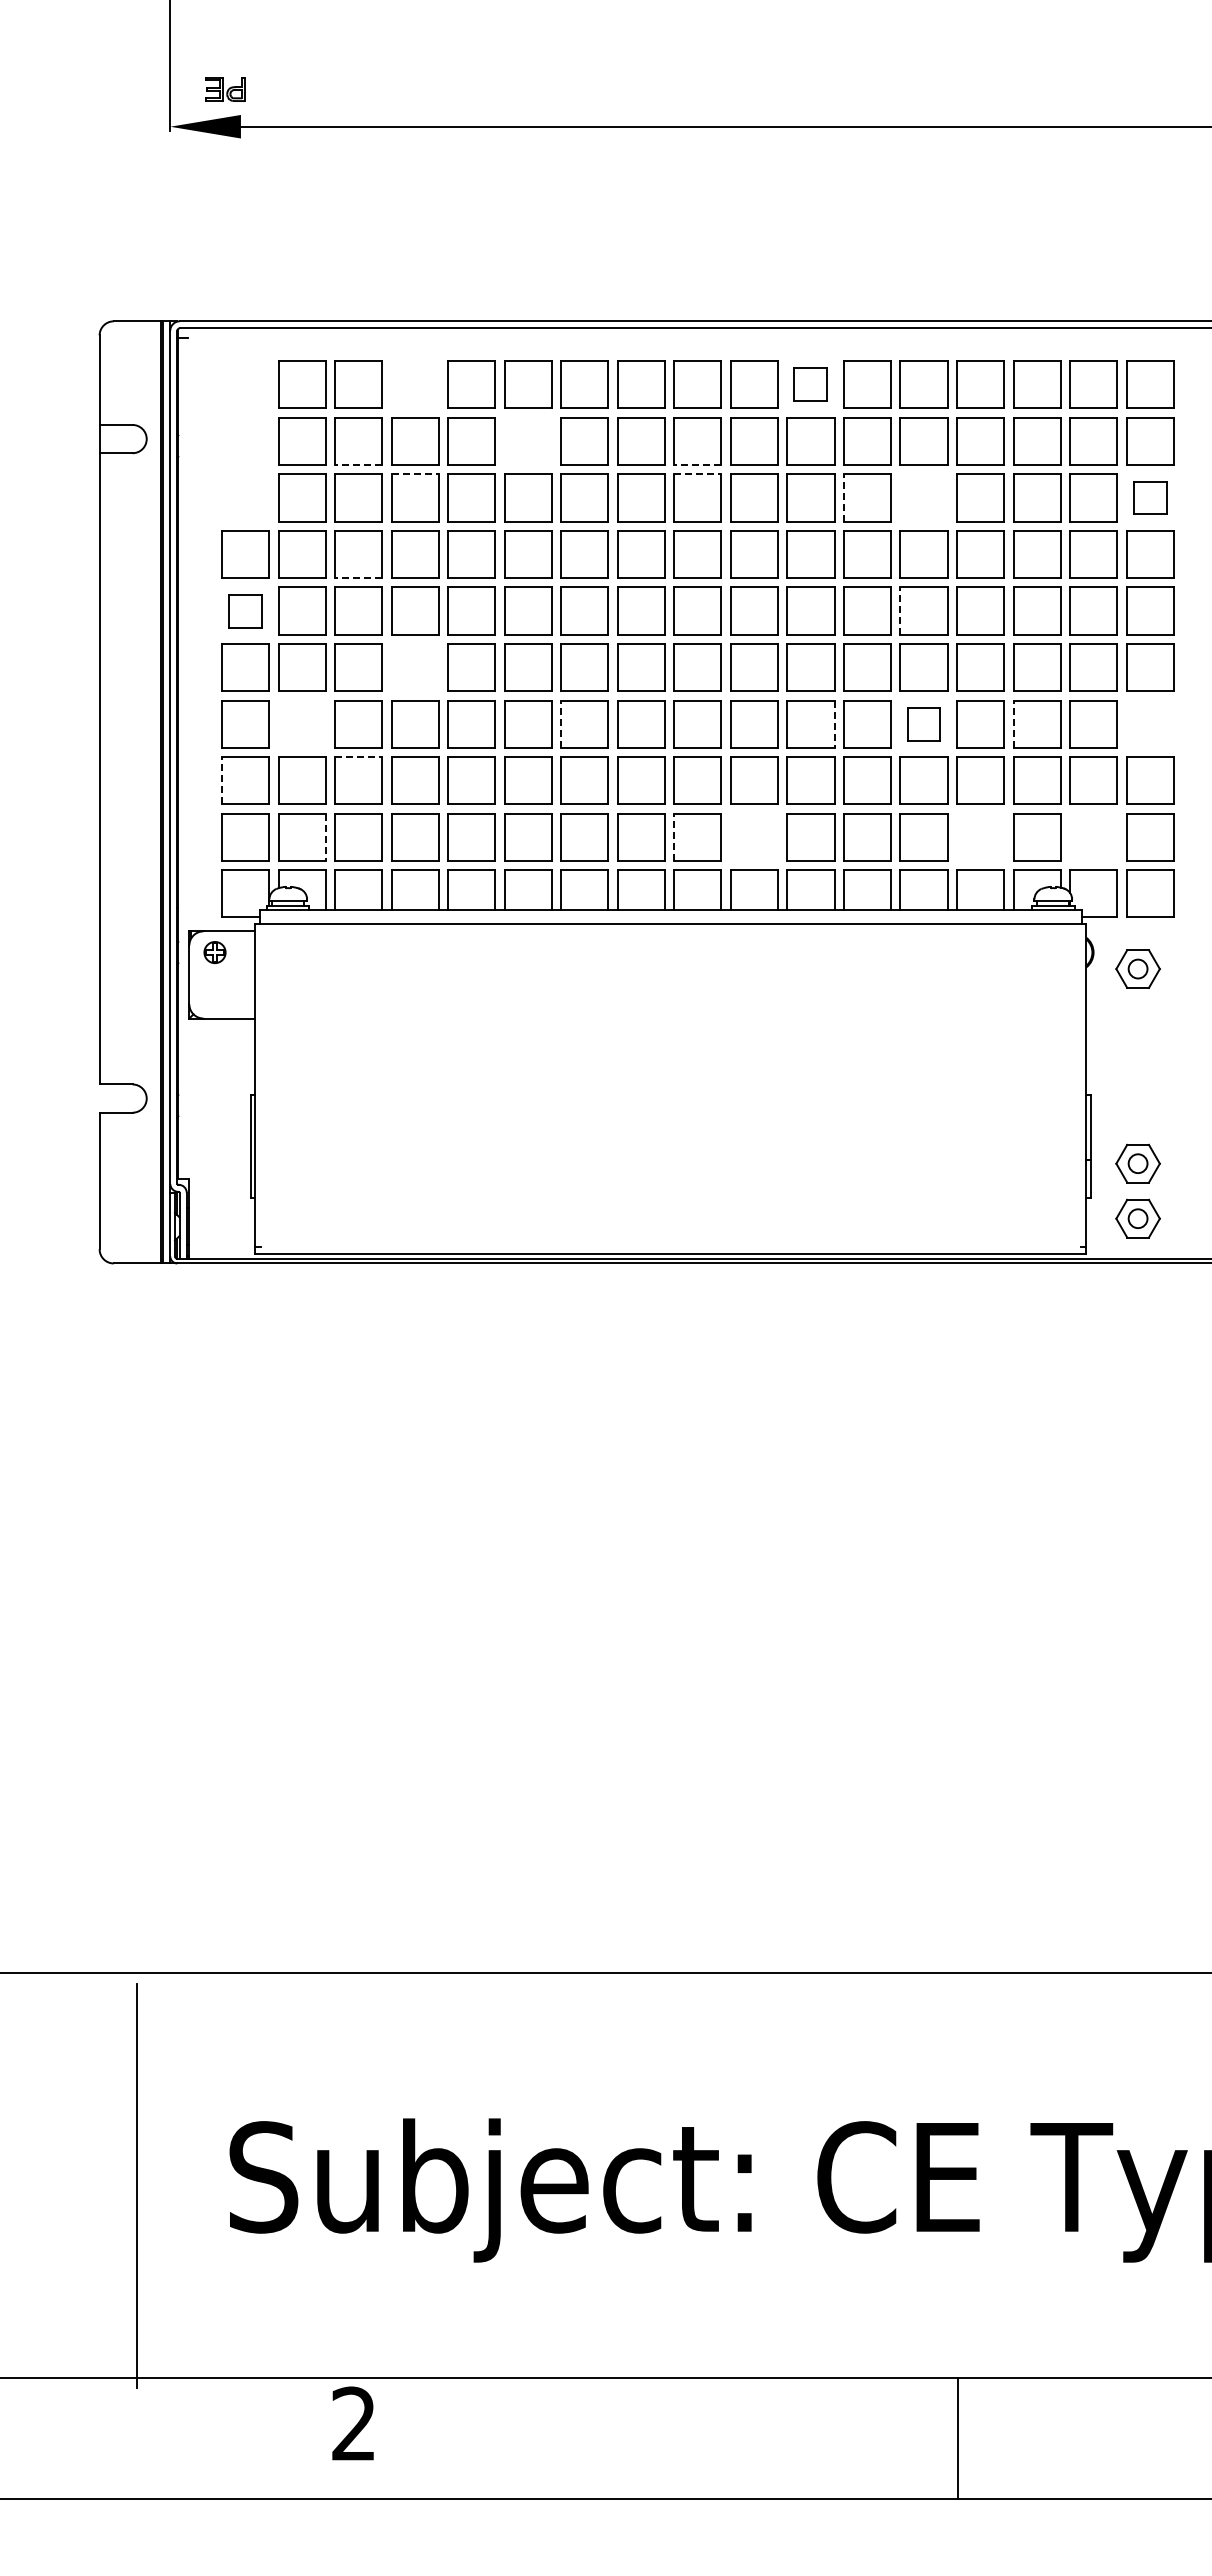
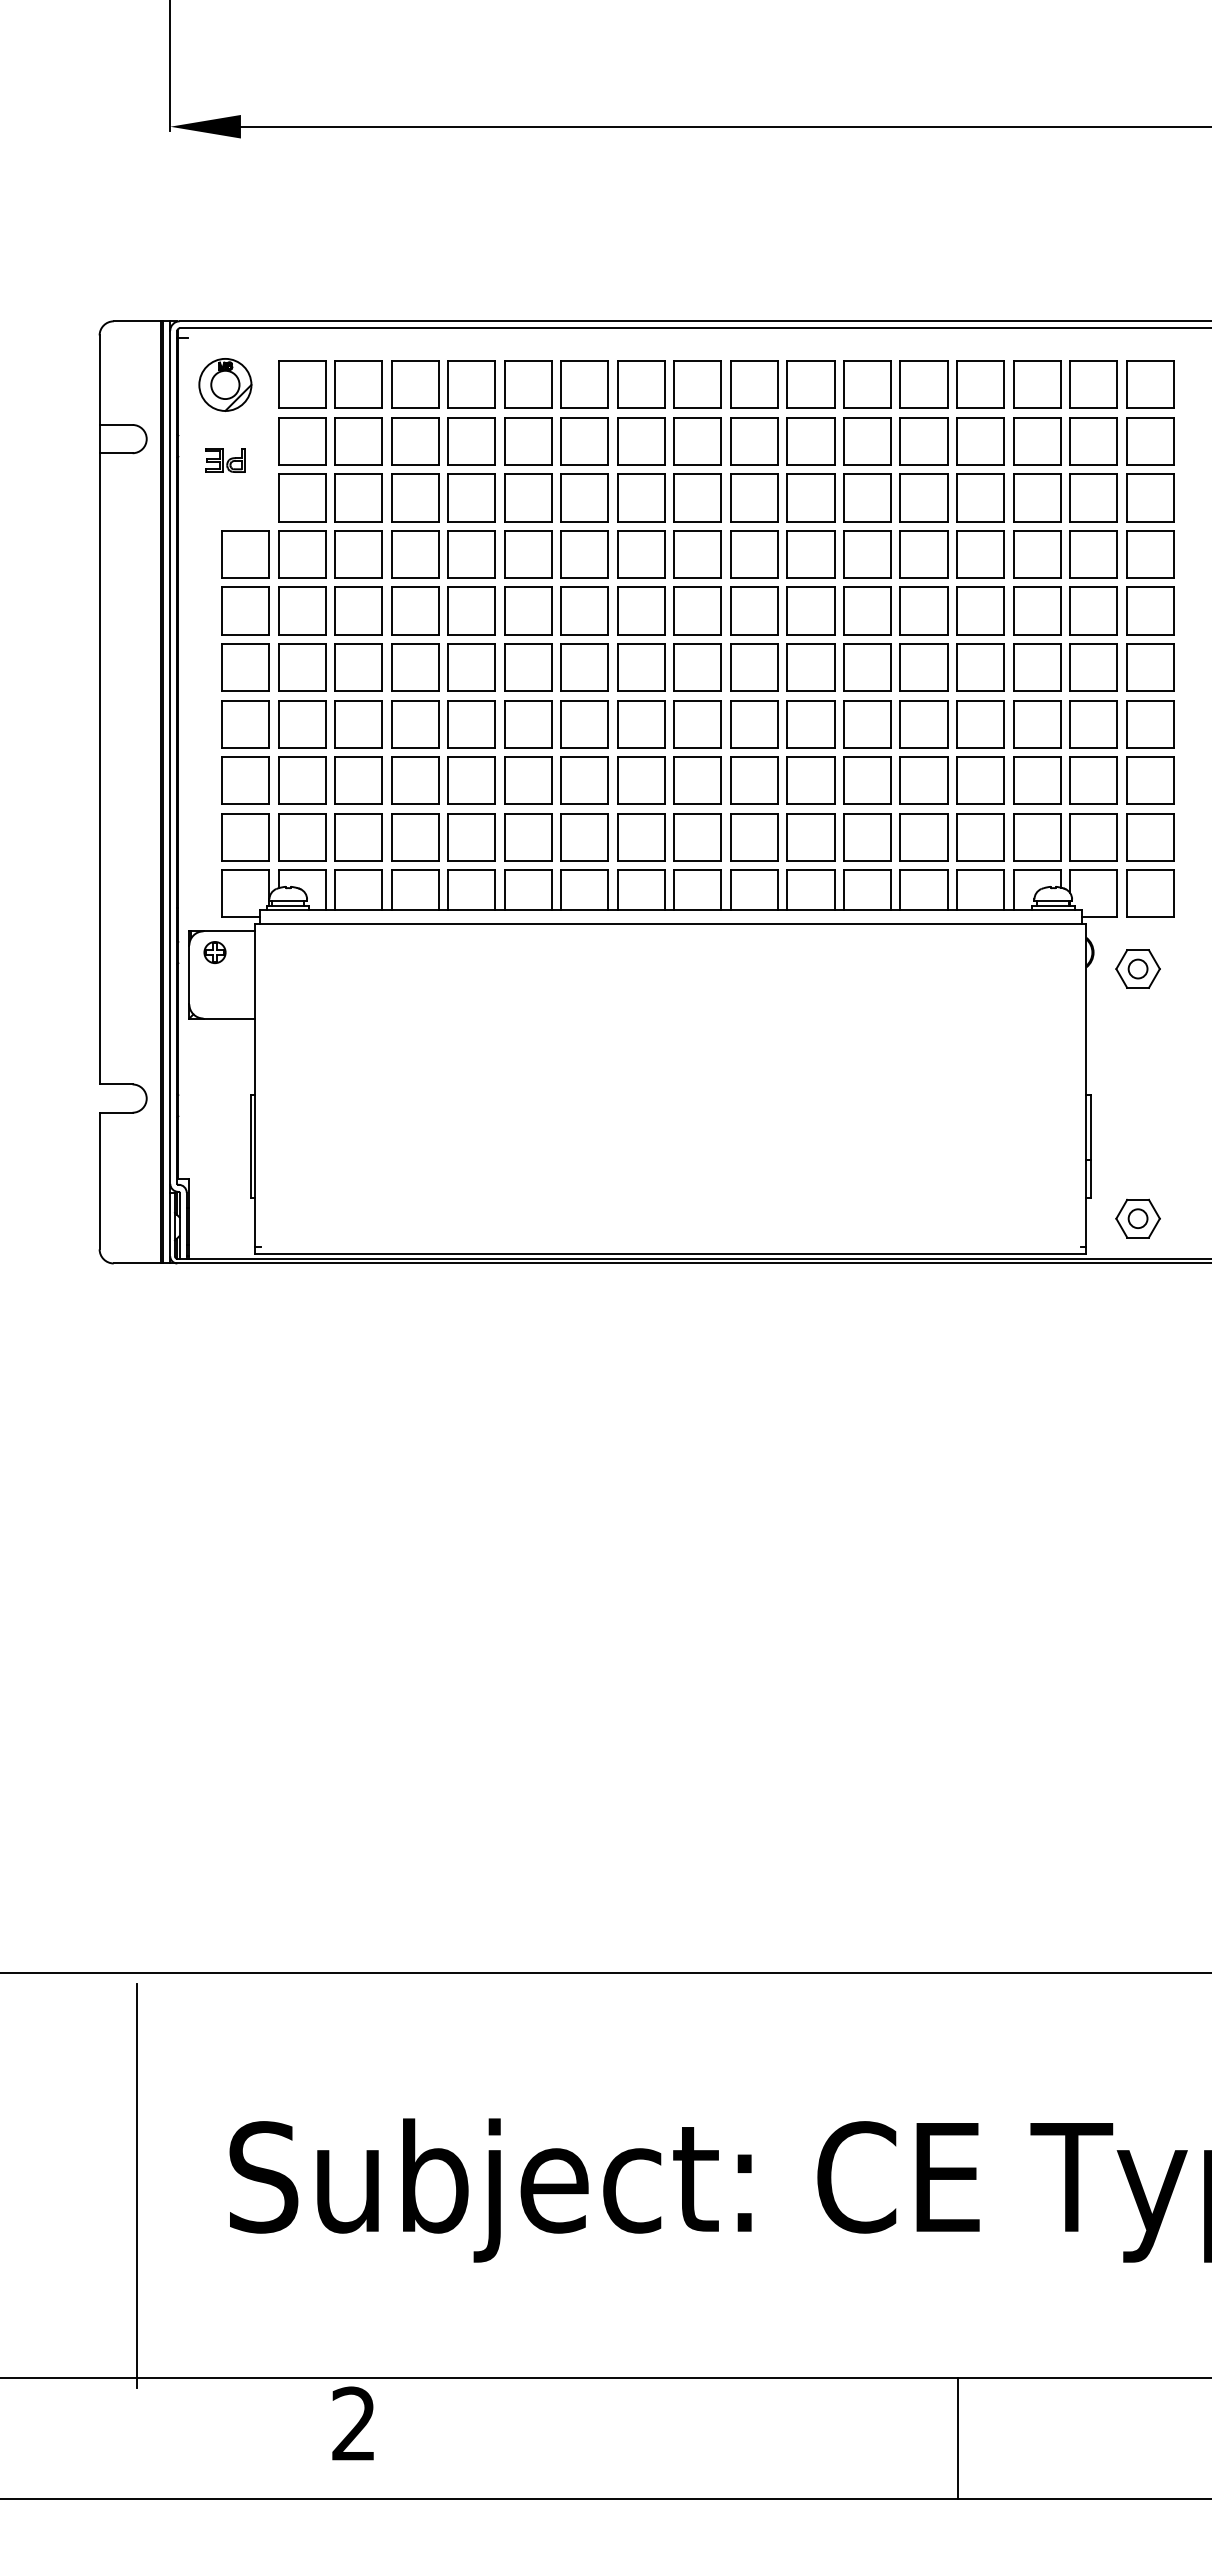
part position: (225, 89) -> (225, 460) (225, 460)
part: none -> present (225, 384)
part: none -> present (415, 384)
part size: 35x35 px -> 50x49 px (810, 384)
part: none -> present (528, 441)
line: dashed -> solid (358, 465)
line: dashed -> solid (697, 465)
line: dashed -> solid (415, 474)
line: dashed -> solid (697, 474)
line: dashed -> solid (843, 497)
part: none -> present (923, 497)
part size: 35x34 px -> 49x50 px (1150, 497)
line: dashed -> solid (358, 578)
part size: 35x35 px -> 49x50 px (245, 610)
line: dashed -> solid (900, 611)
part: none -> present (415, 667)
part: none -> present (302, 724)
line: dashed -> solid (561, 724)
line: dashed -> solid (834, 724)
part size: 34x35 px -> 50x49 px (923, 724)
line: dashed -> solid (1013, 724)
part: none -> present (1150, 724)
line: dashed -> solid (358, 757)
line: dashed -> solid (222, 780)
line: dashed -> solid (325, 837)
line: dashed -> solid (674, 837)
part: none -> present (754, 837)
part: none -> present (980, 837)
part: none -> present (1093, 837)
part: present -> none (1137, 1163)
